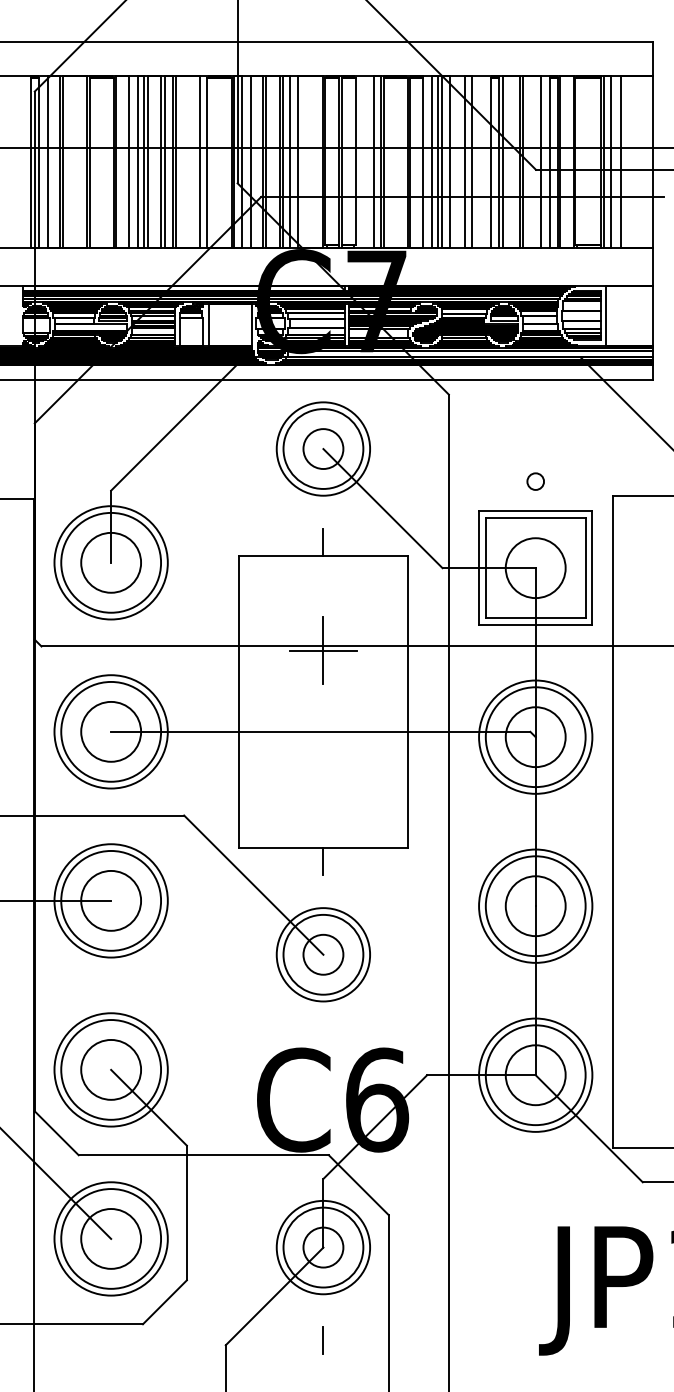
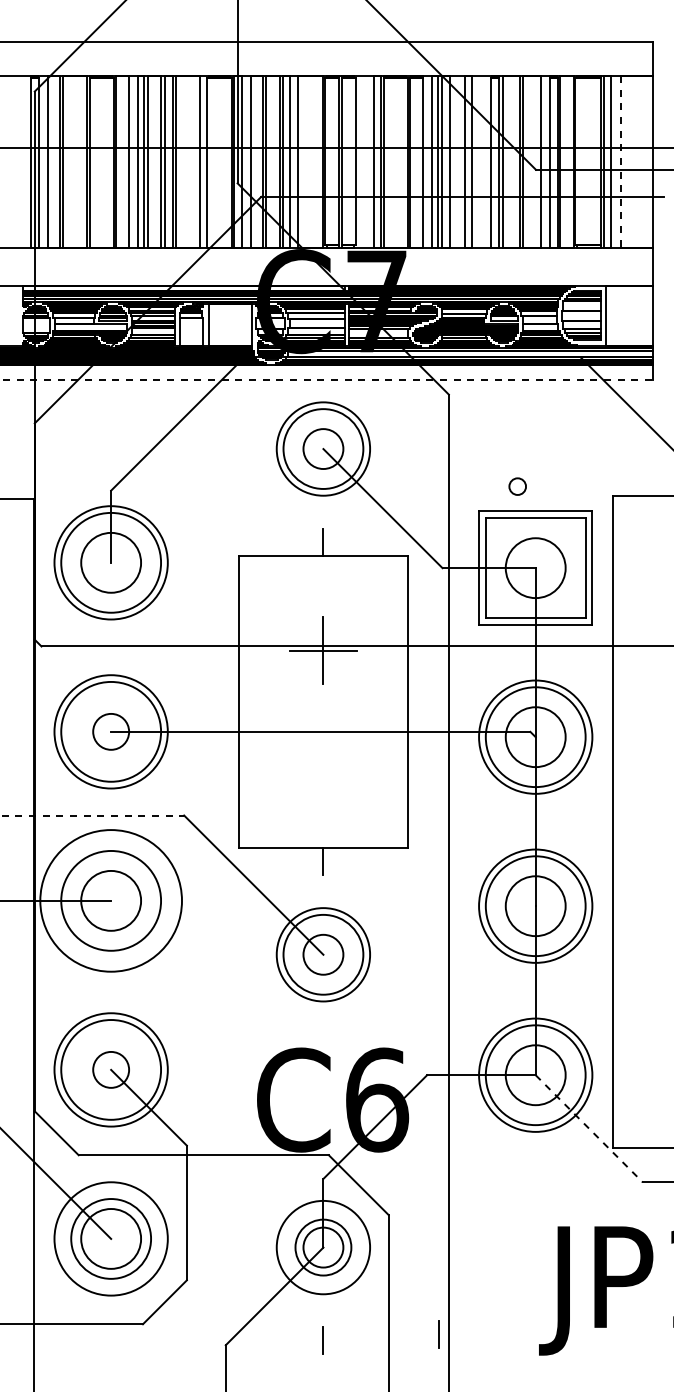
line: solid -> dashed (620, 162)
line: solid -> dashed (327, 380)
circle position: (535, 481) -> (517, 486) (517, 486)
circle diameter: 60 px -> 36 px (111, 731)
line: solid -> dashed (92, 815)
circle diameter: 113 px -> 142 px (111, 900)
circle diameter: 60 px -> 36 px (111, 1069)
line: solid -> dashed (589, 1128)
circle diameter: 100 px -> 80 px (111, 1238)
circle diameter: 80 px -> 56 px (323, 1247)
line: none -> present (438, 1334)
